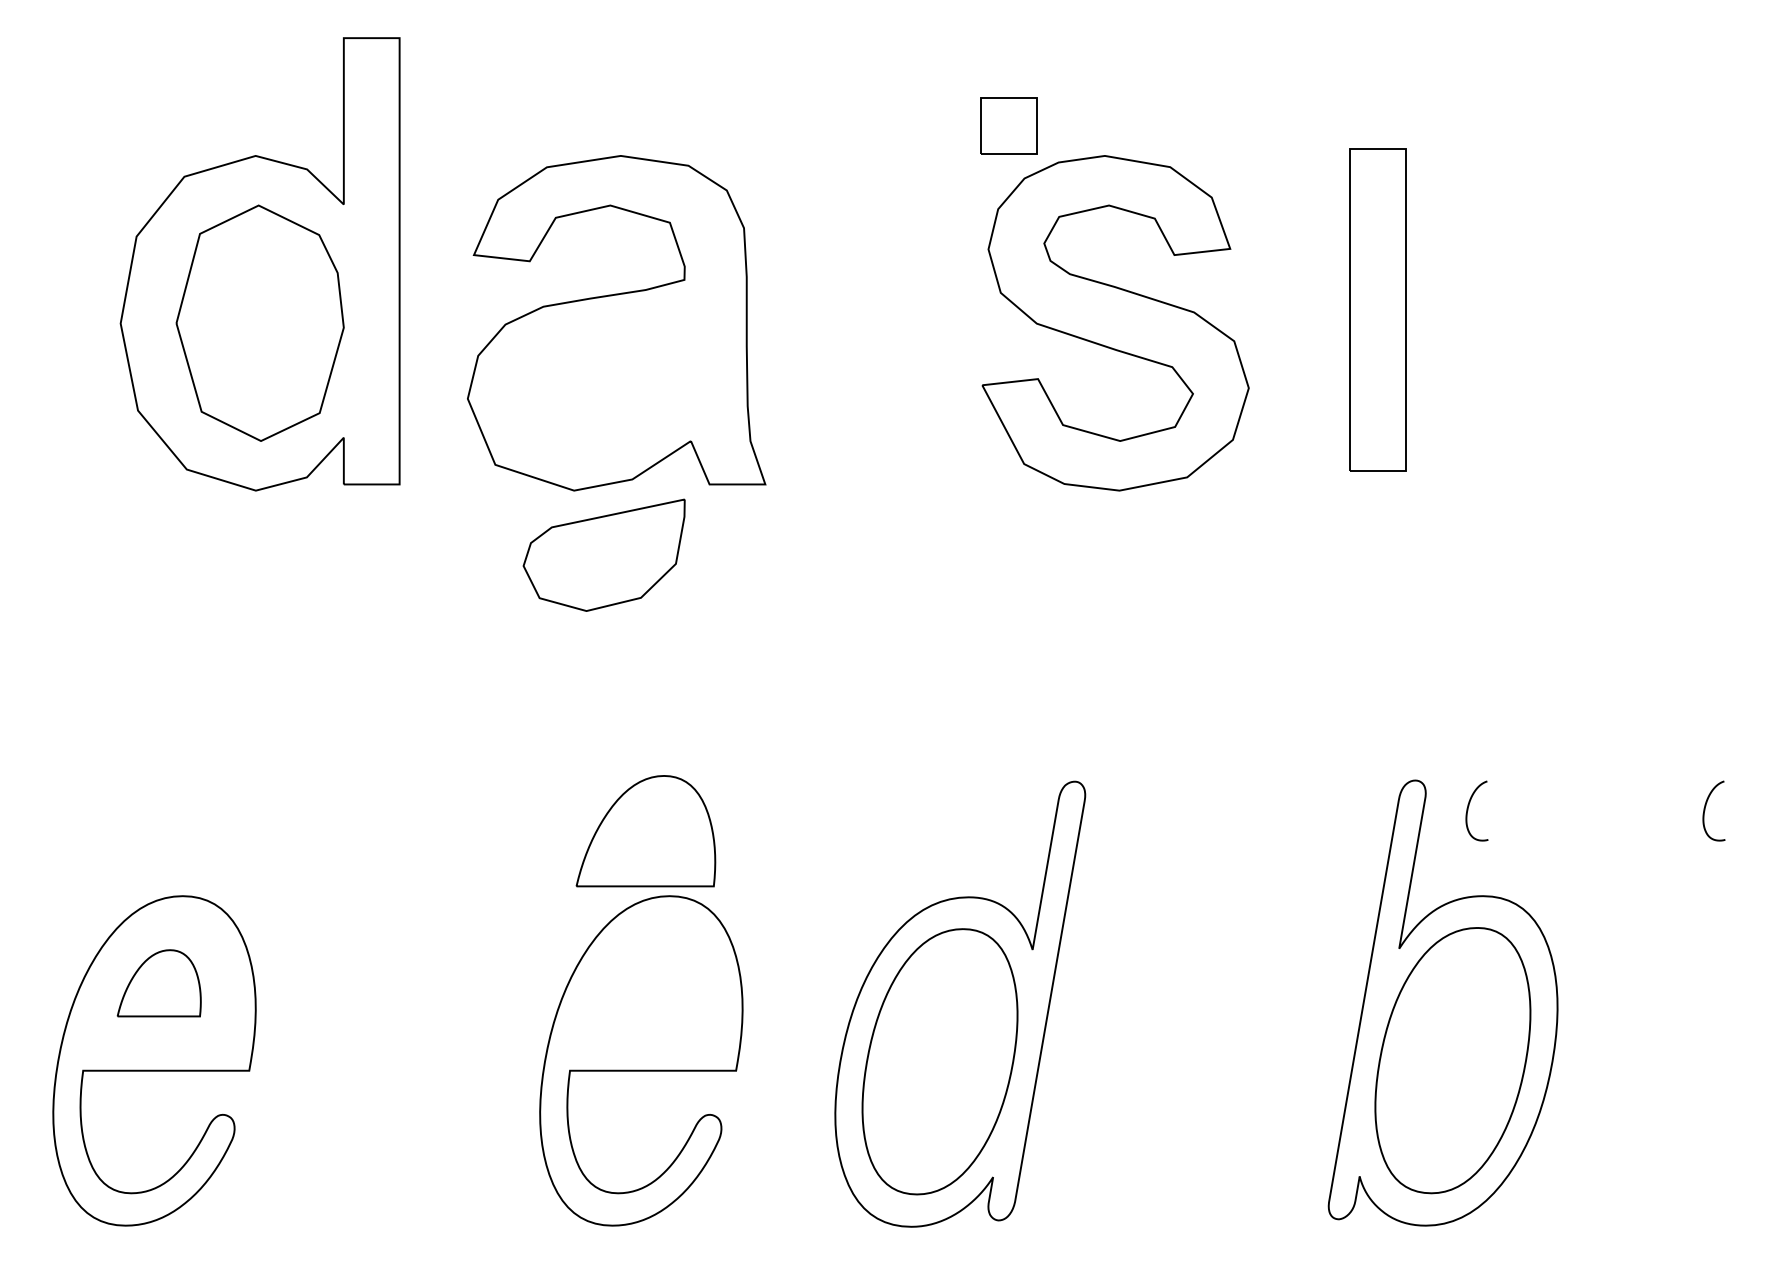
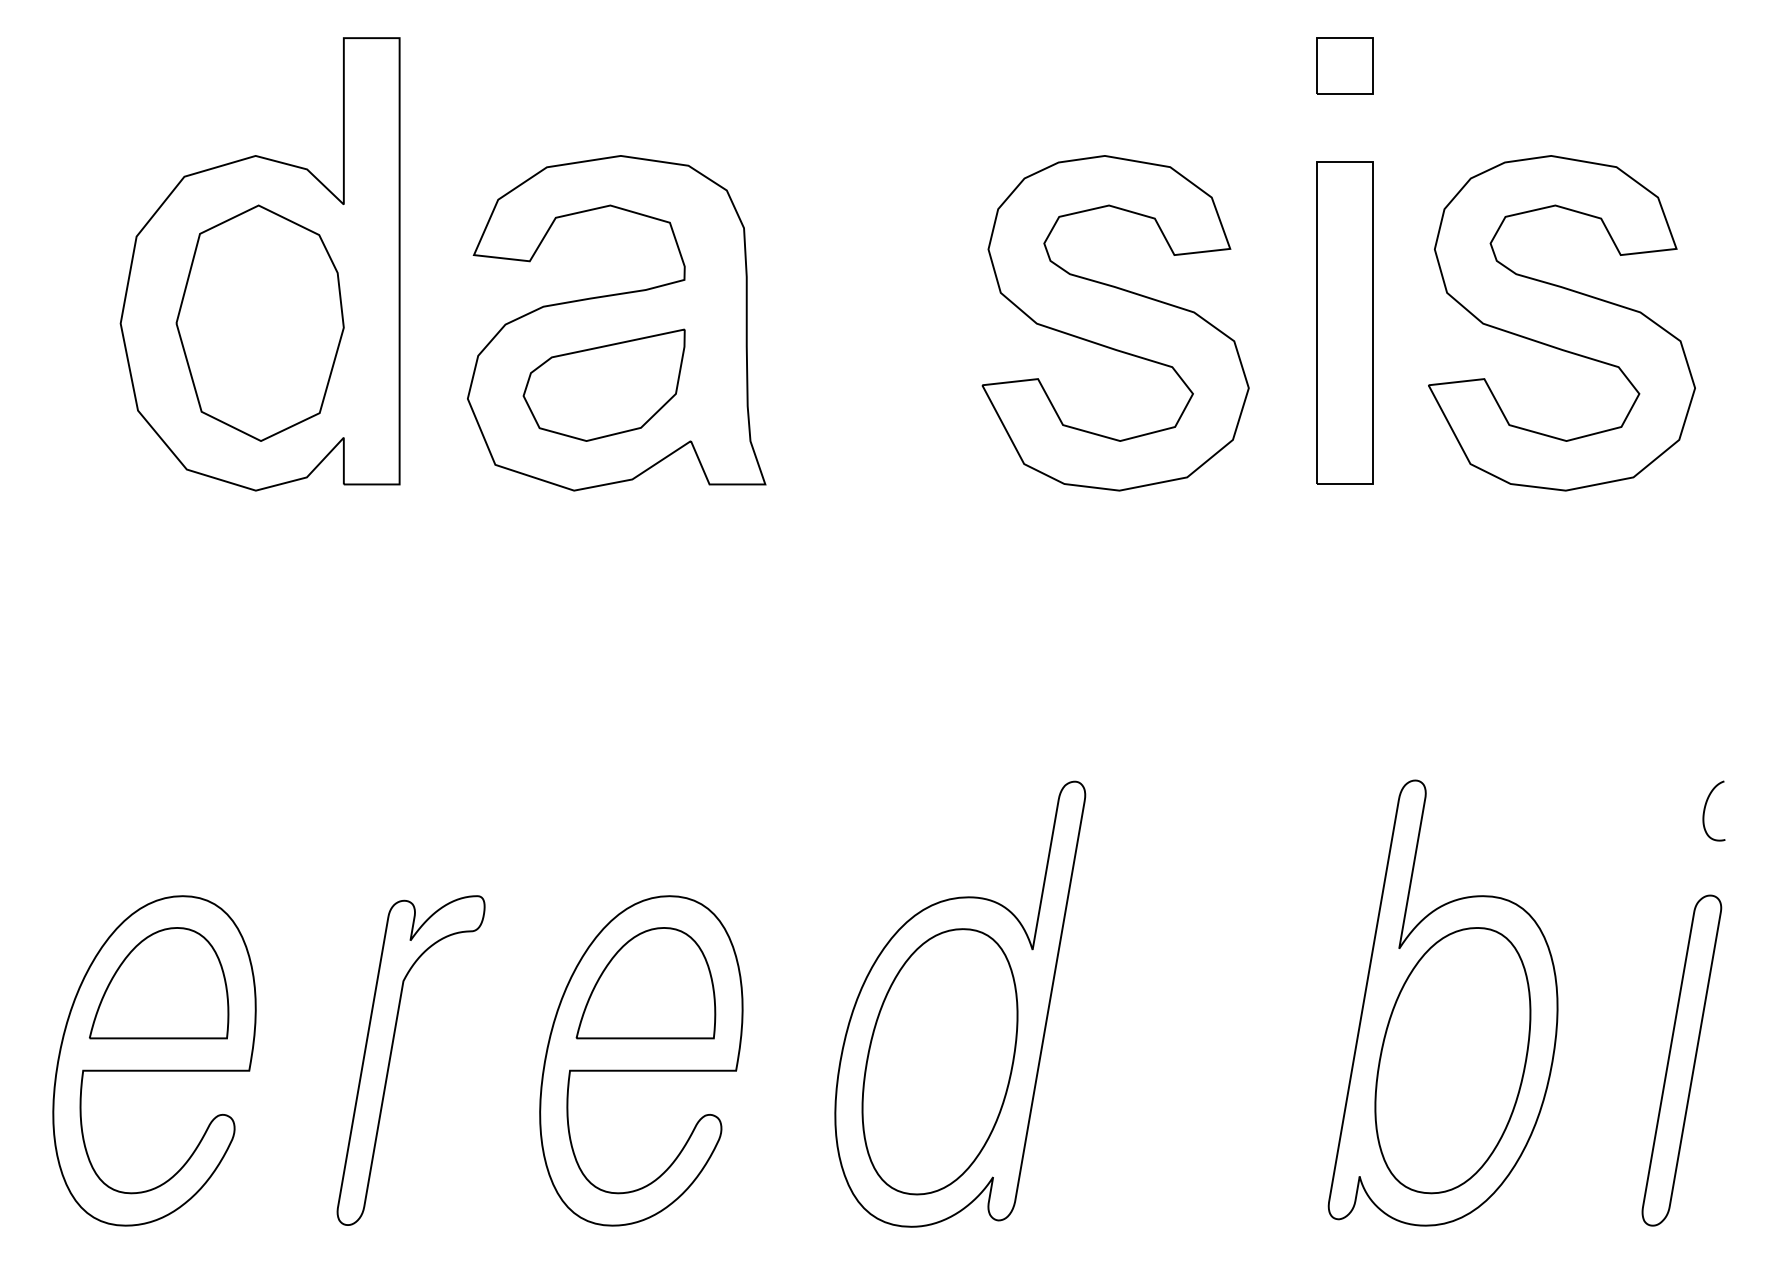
part position: (1008, 125) -> (1344, 65) (1344, 65)
part position: (1377, 309) -> (1344, 322) (1344, 322)
part: none -> present (1561, 323)
part position: (603, 554) -> (603, 384) (603, 384)
curve: present -> none (1468, 810)
part position: (645, 831) -> (645, 983) (645, 983)
part size: 86x69 px -> 141x113 px (159, 983)
part: none -> present (391, 1057)
part: none -> present (1681, 1060)
